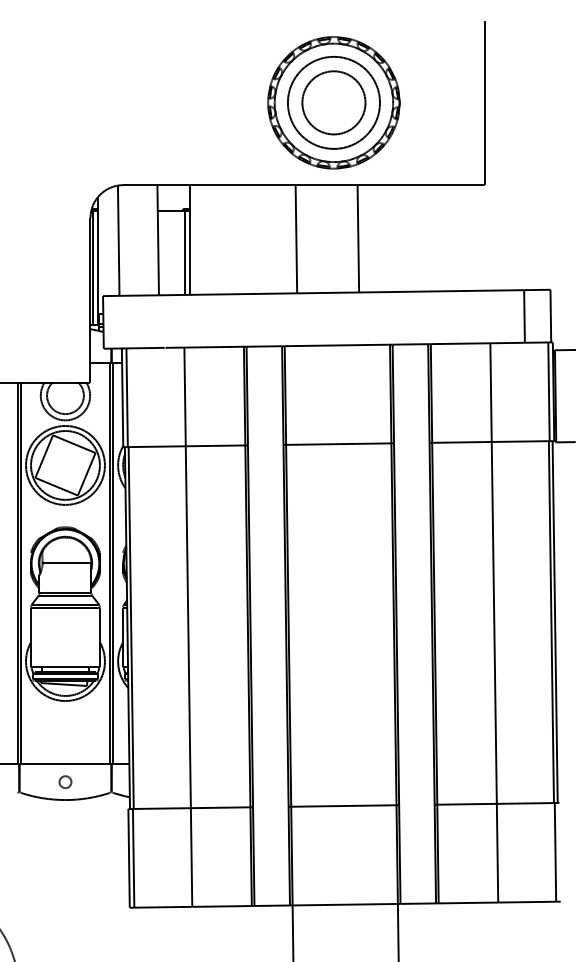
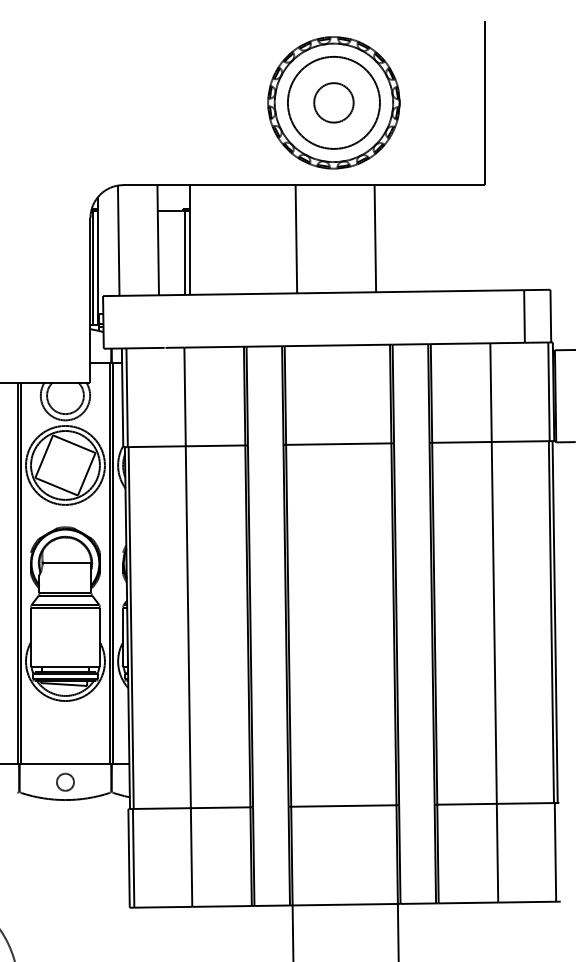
circle diameter: 63 px -> 39 px (333, 102)
line position: (358, 238) -> (375, 238) (375, 238)
circle size: 15x15 px -> 19x20 px (65, 781)
